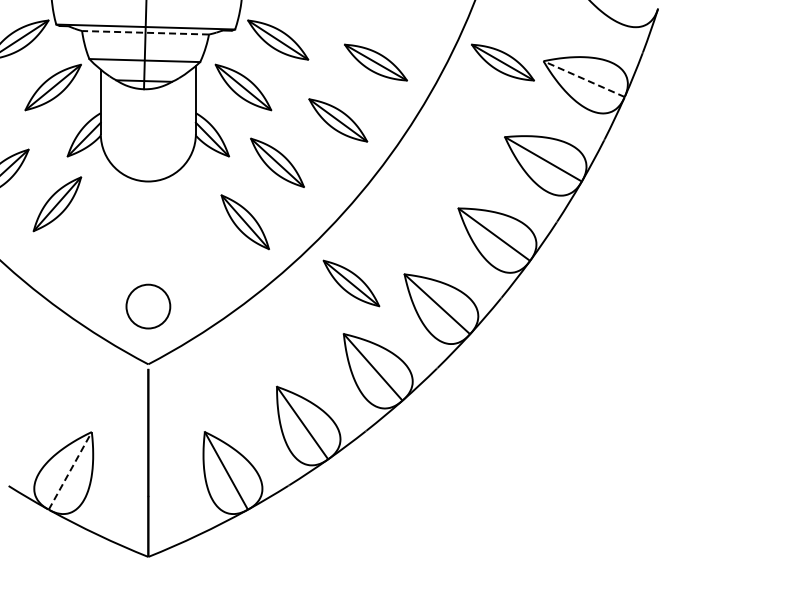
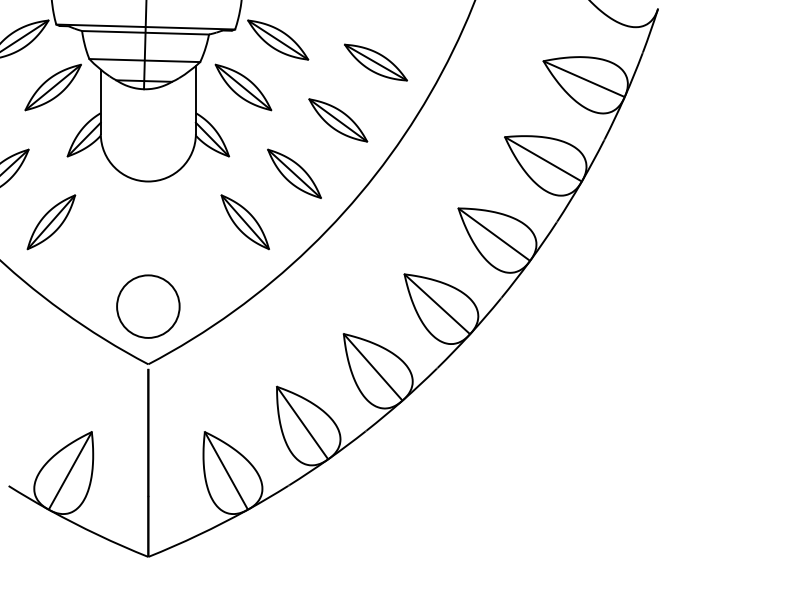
line: dashed -> solid (145, 32)
part: present -> none (502, 62)
line: dashed -> solid (583, 78)
part position: (277, 162) -> (294, 173) (294, 173)
part position: (57, 204) -> (51, 222) (51, 222)
part: present -> none (351, 283)
circle size: 47x47 px -> 65x65 px (148, 306)
line: dashed -> solid (70, 470)
